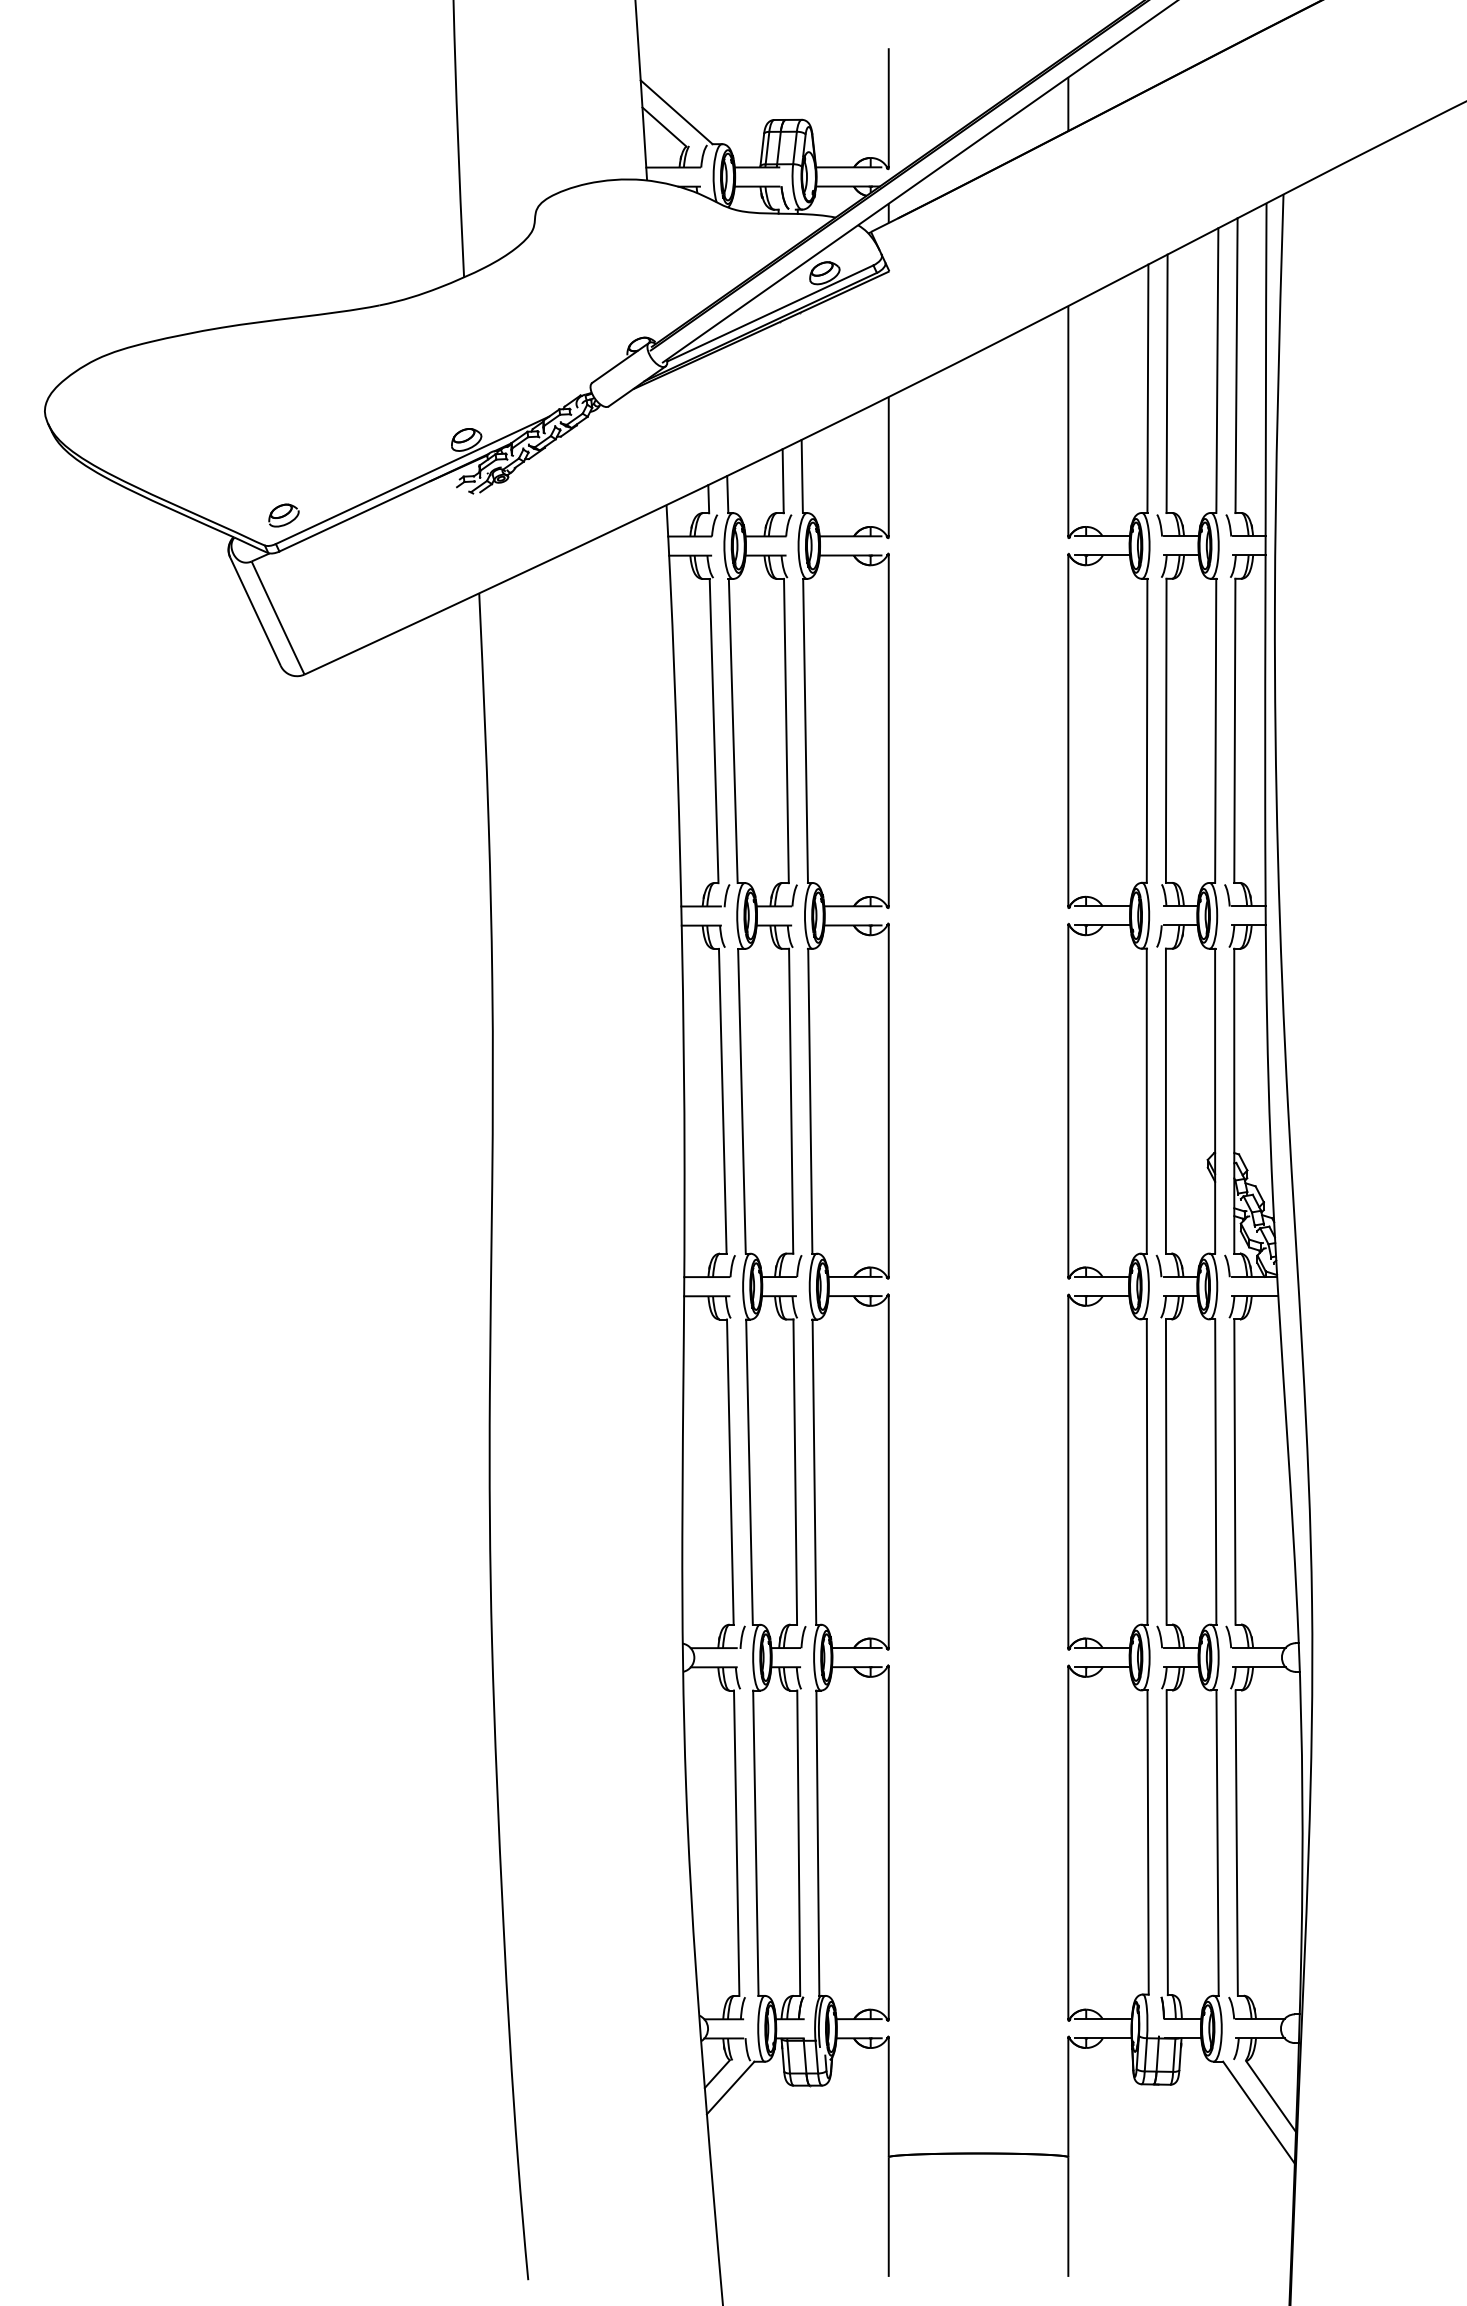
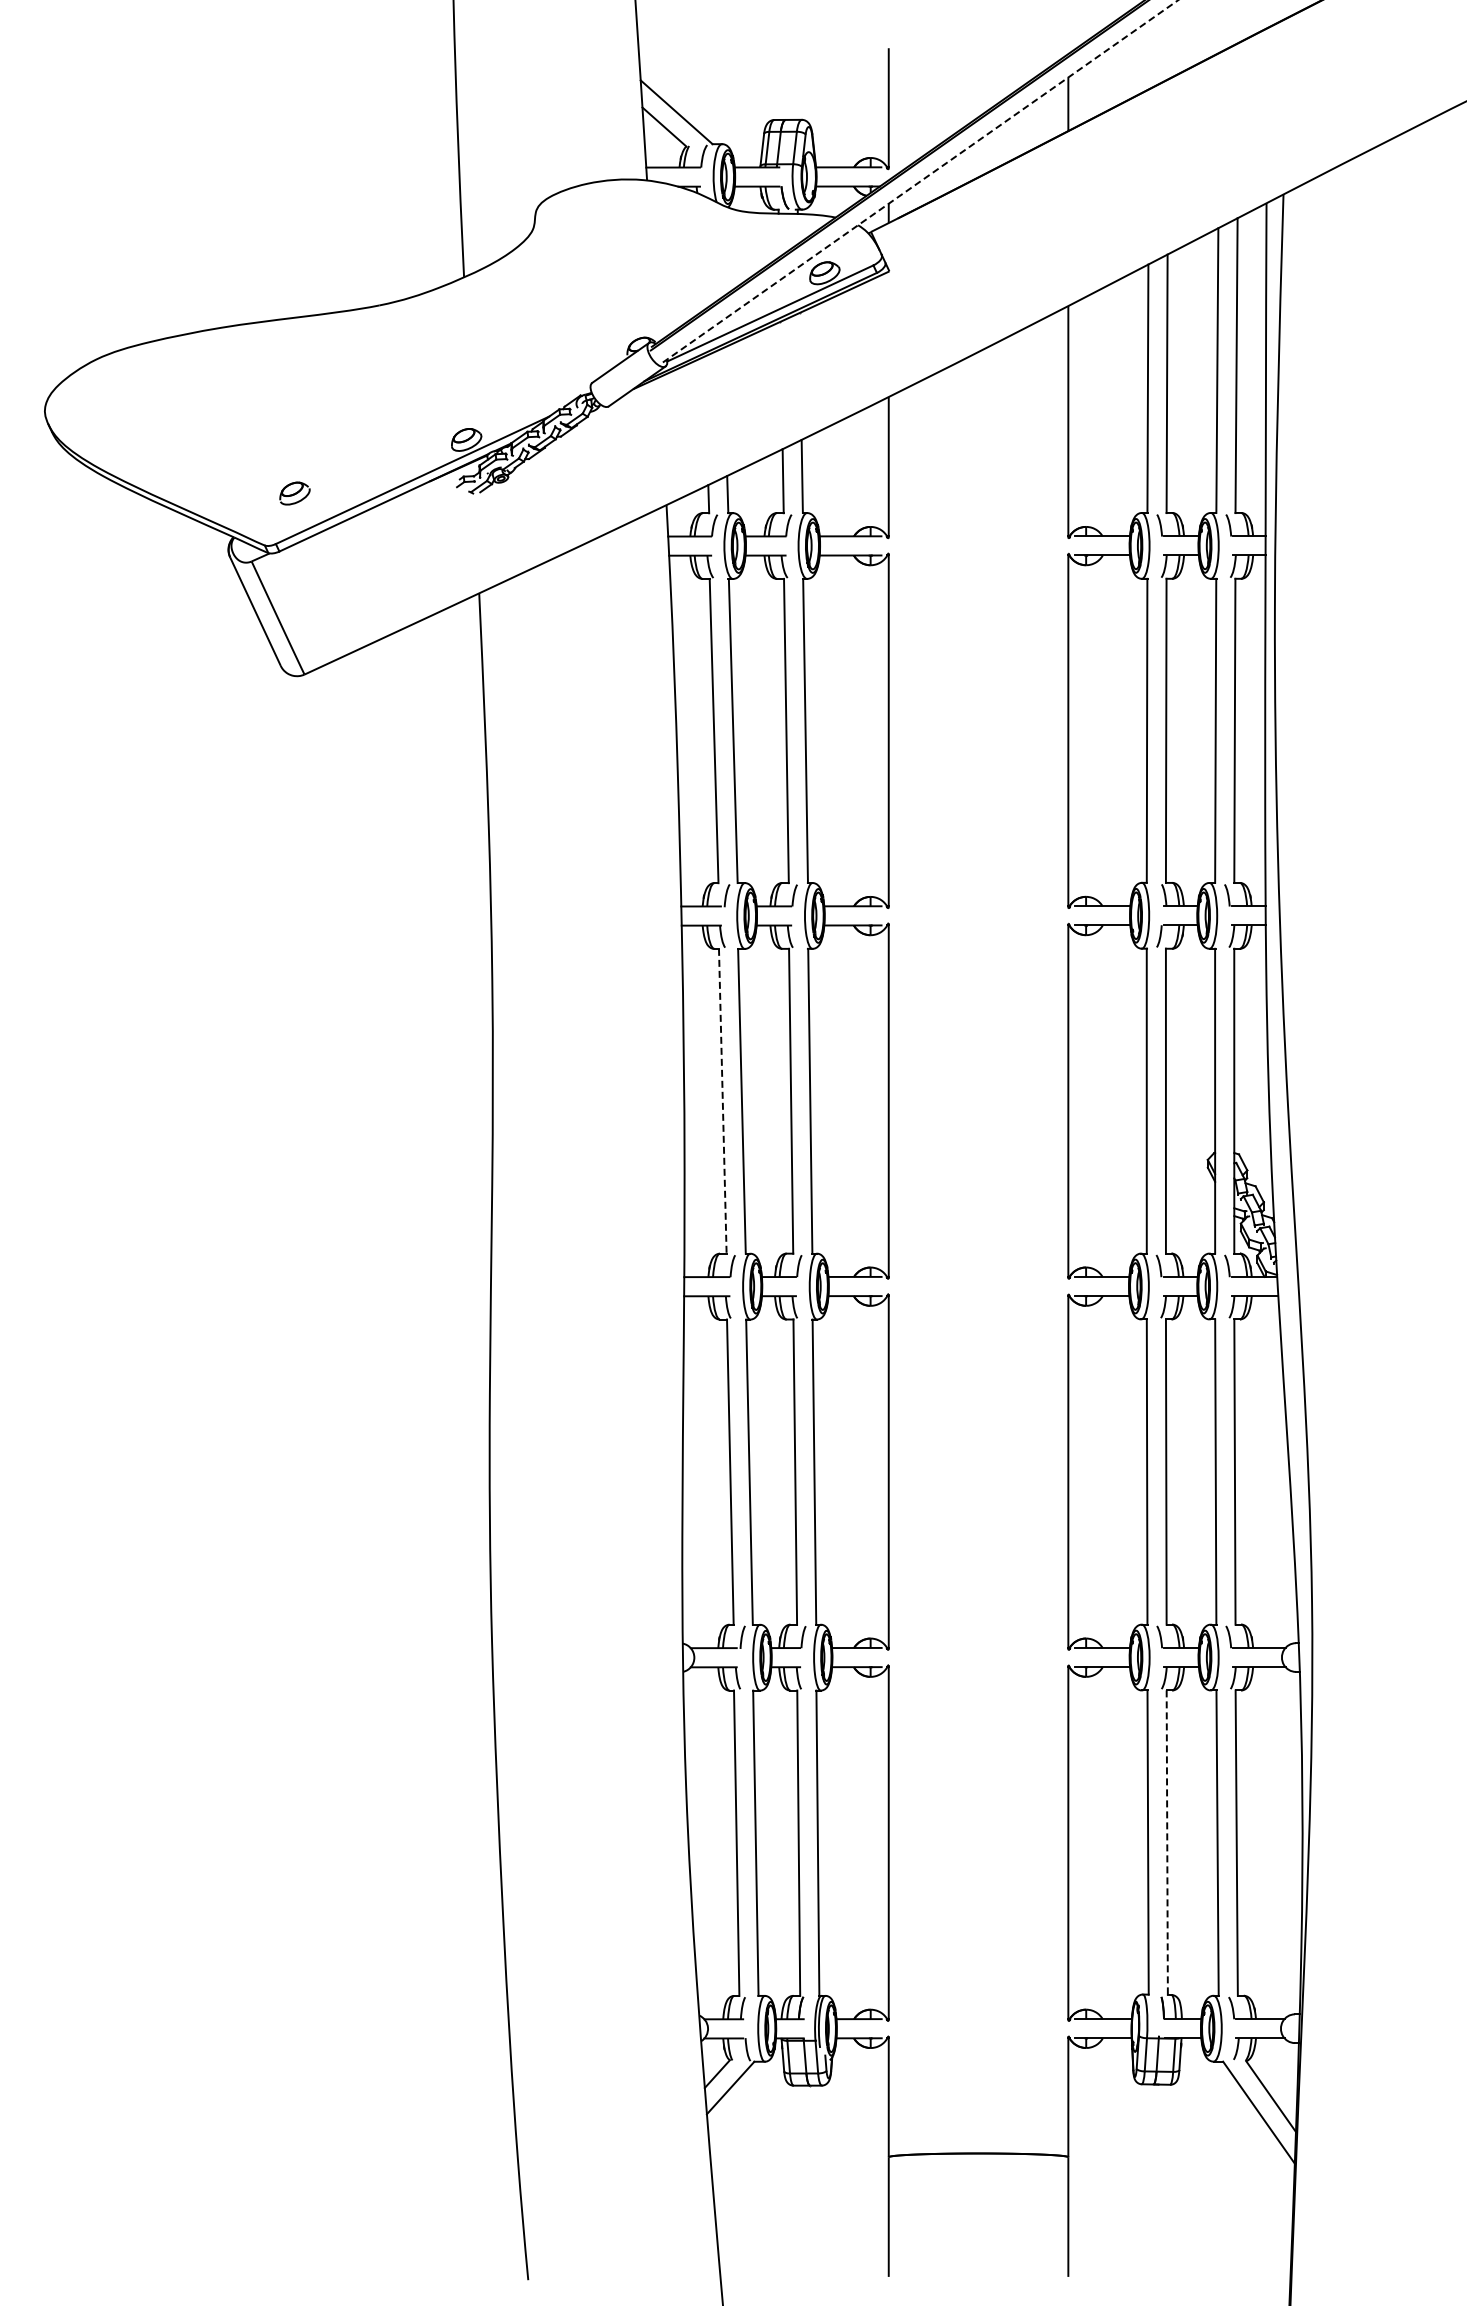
line: solid -> dashed (921, 181)
part position: (283, 515) -> (294, 493) (294, 493)
line: solid -> dashed (722, 1101)
line: solid -> dashed (1167, 1843)
